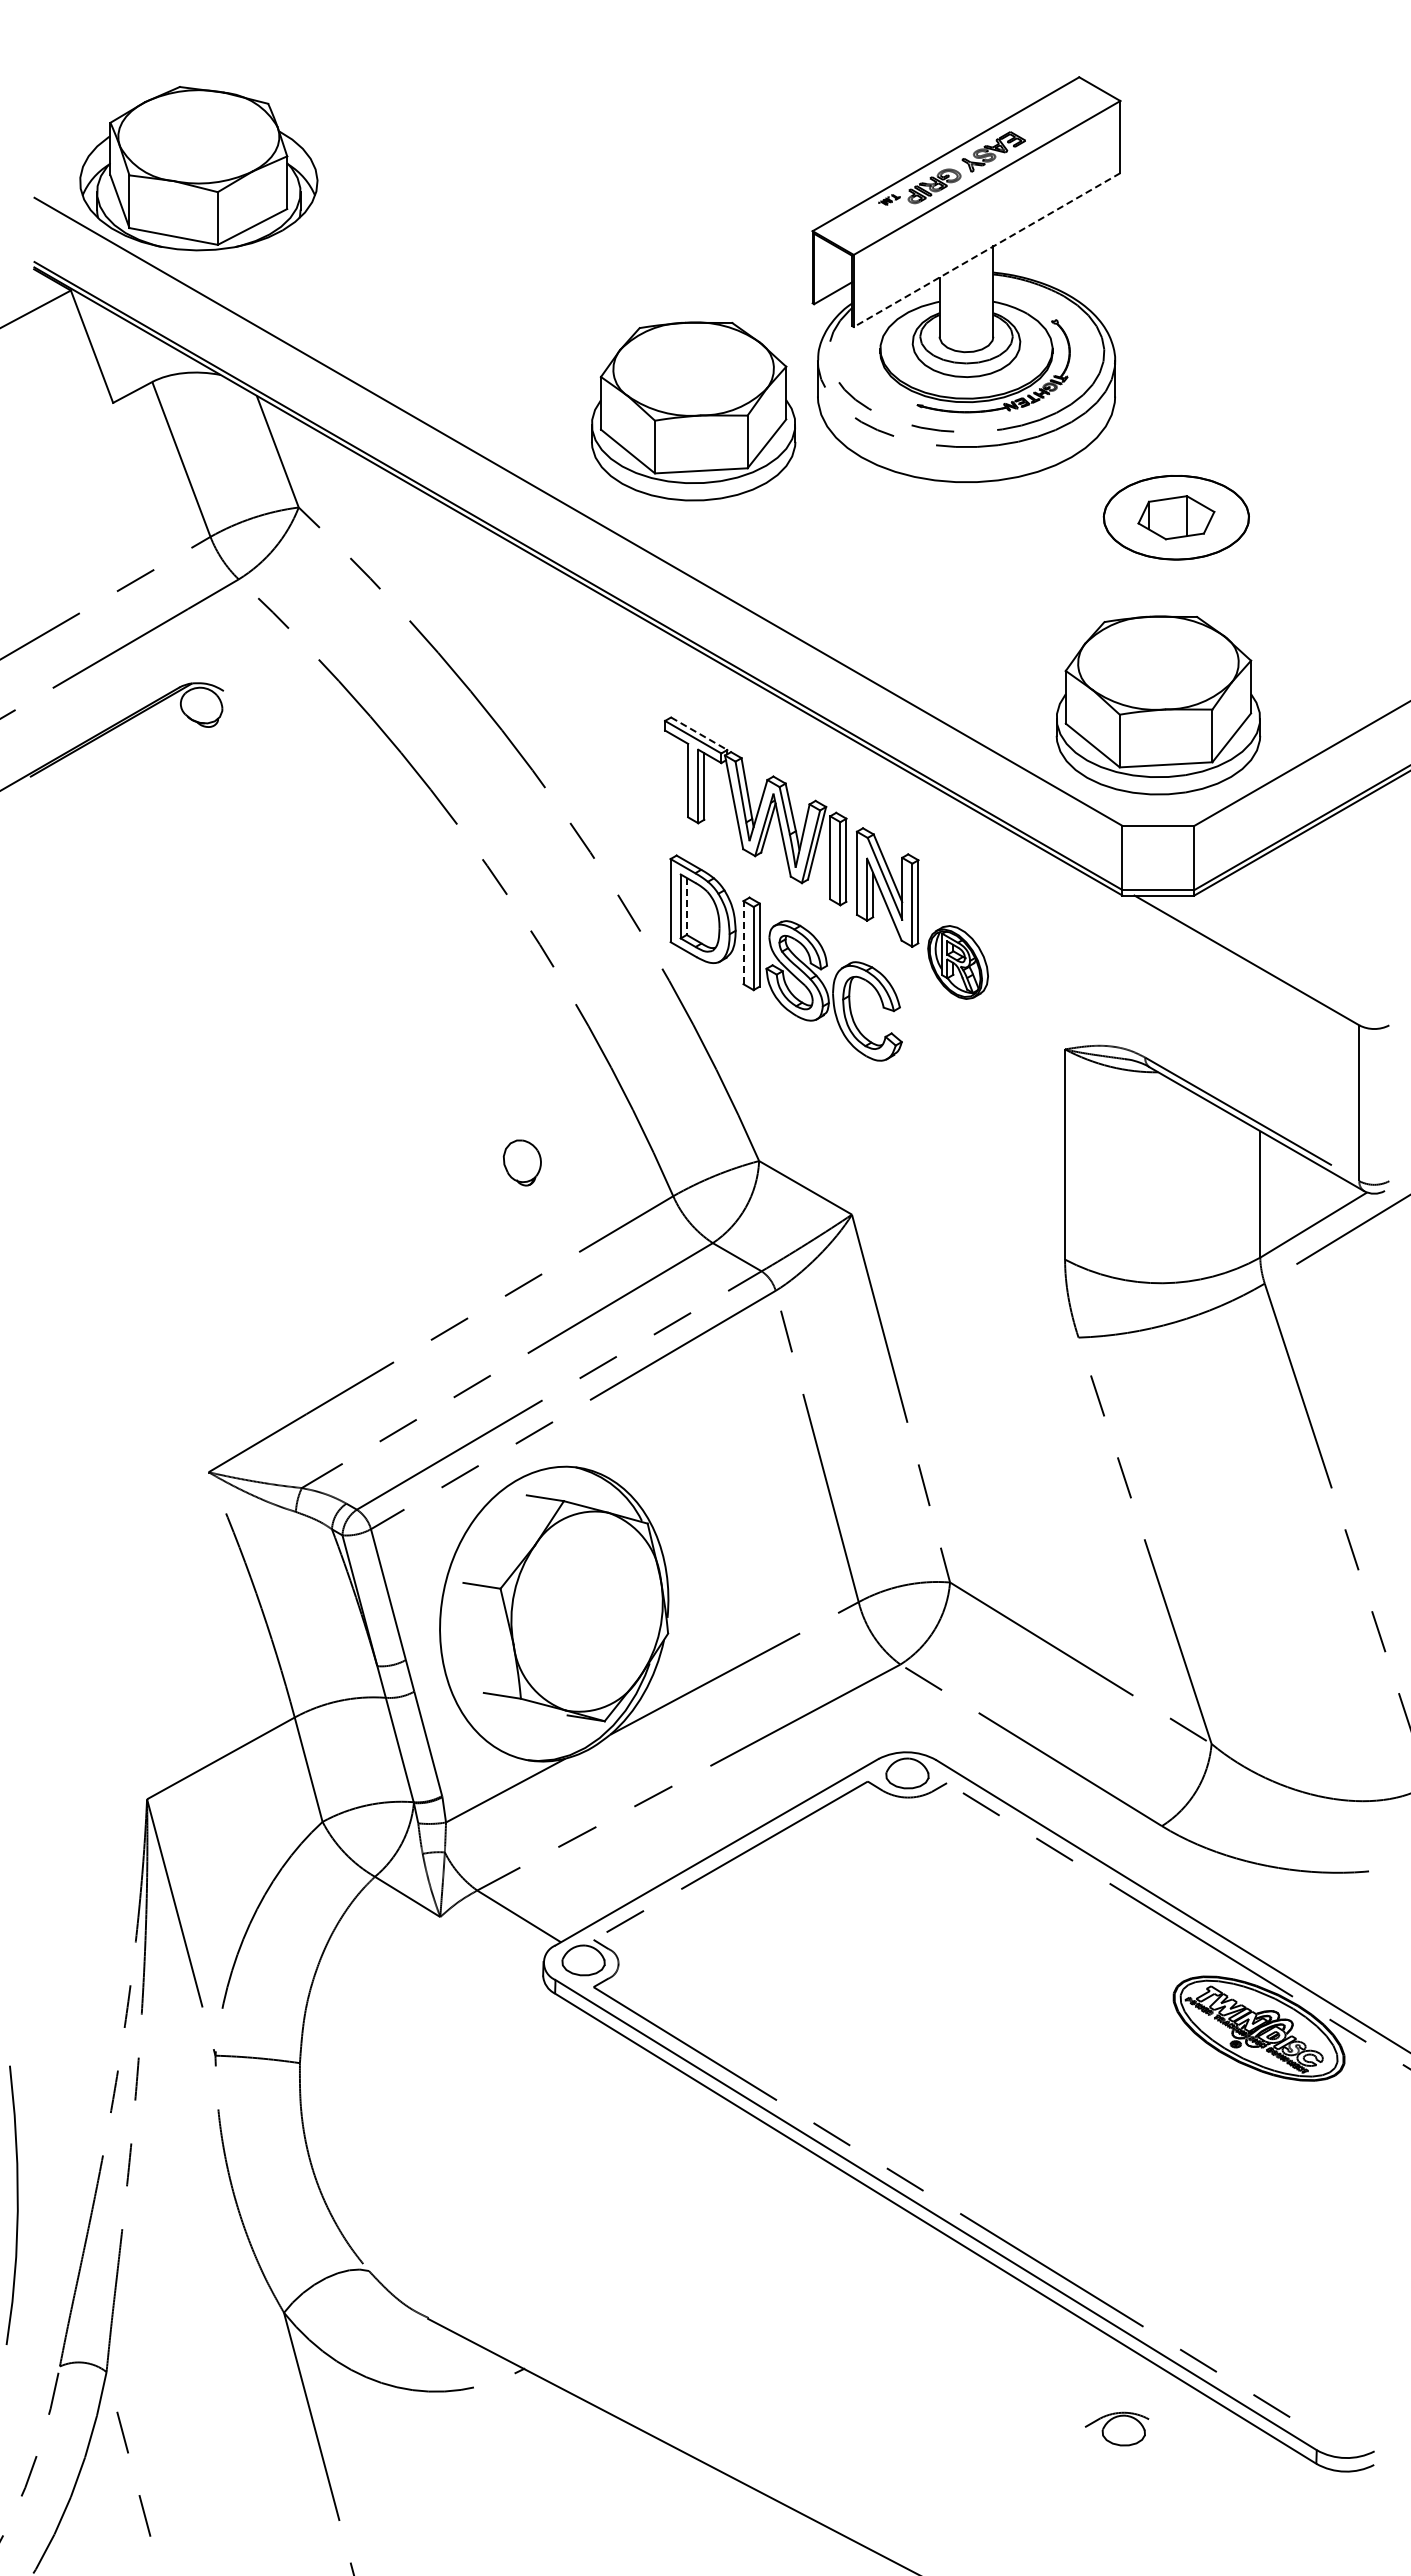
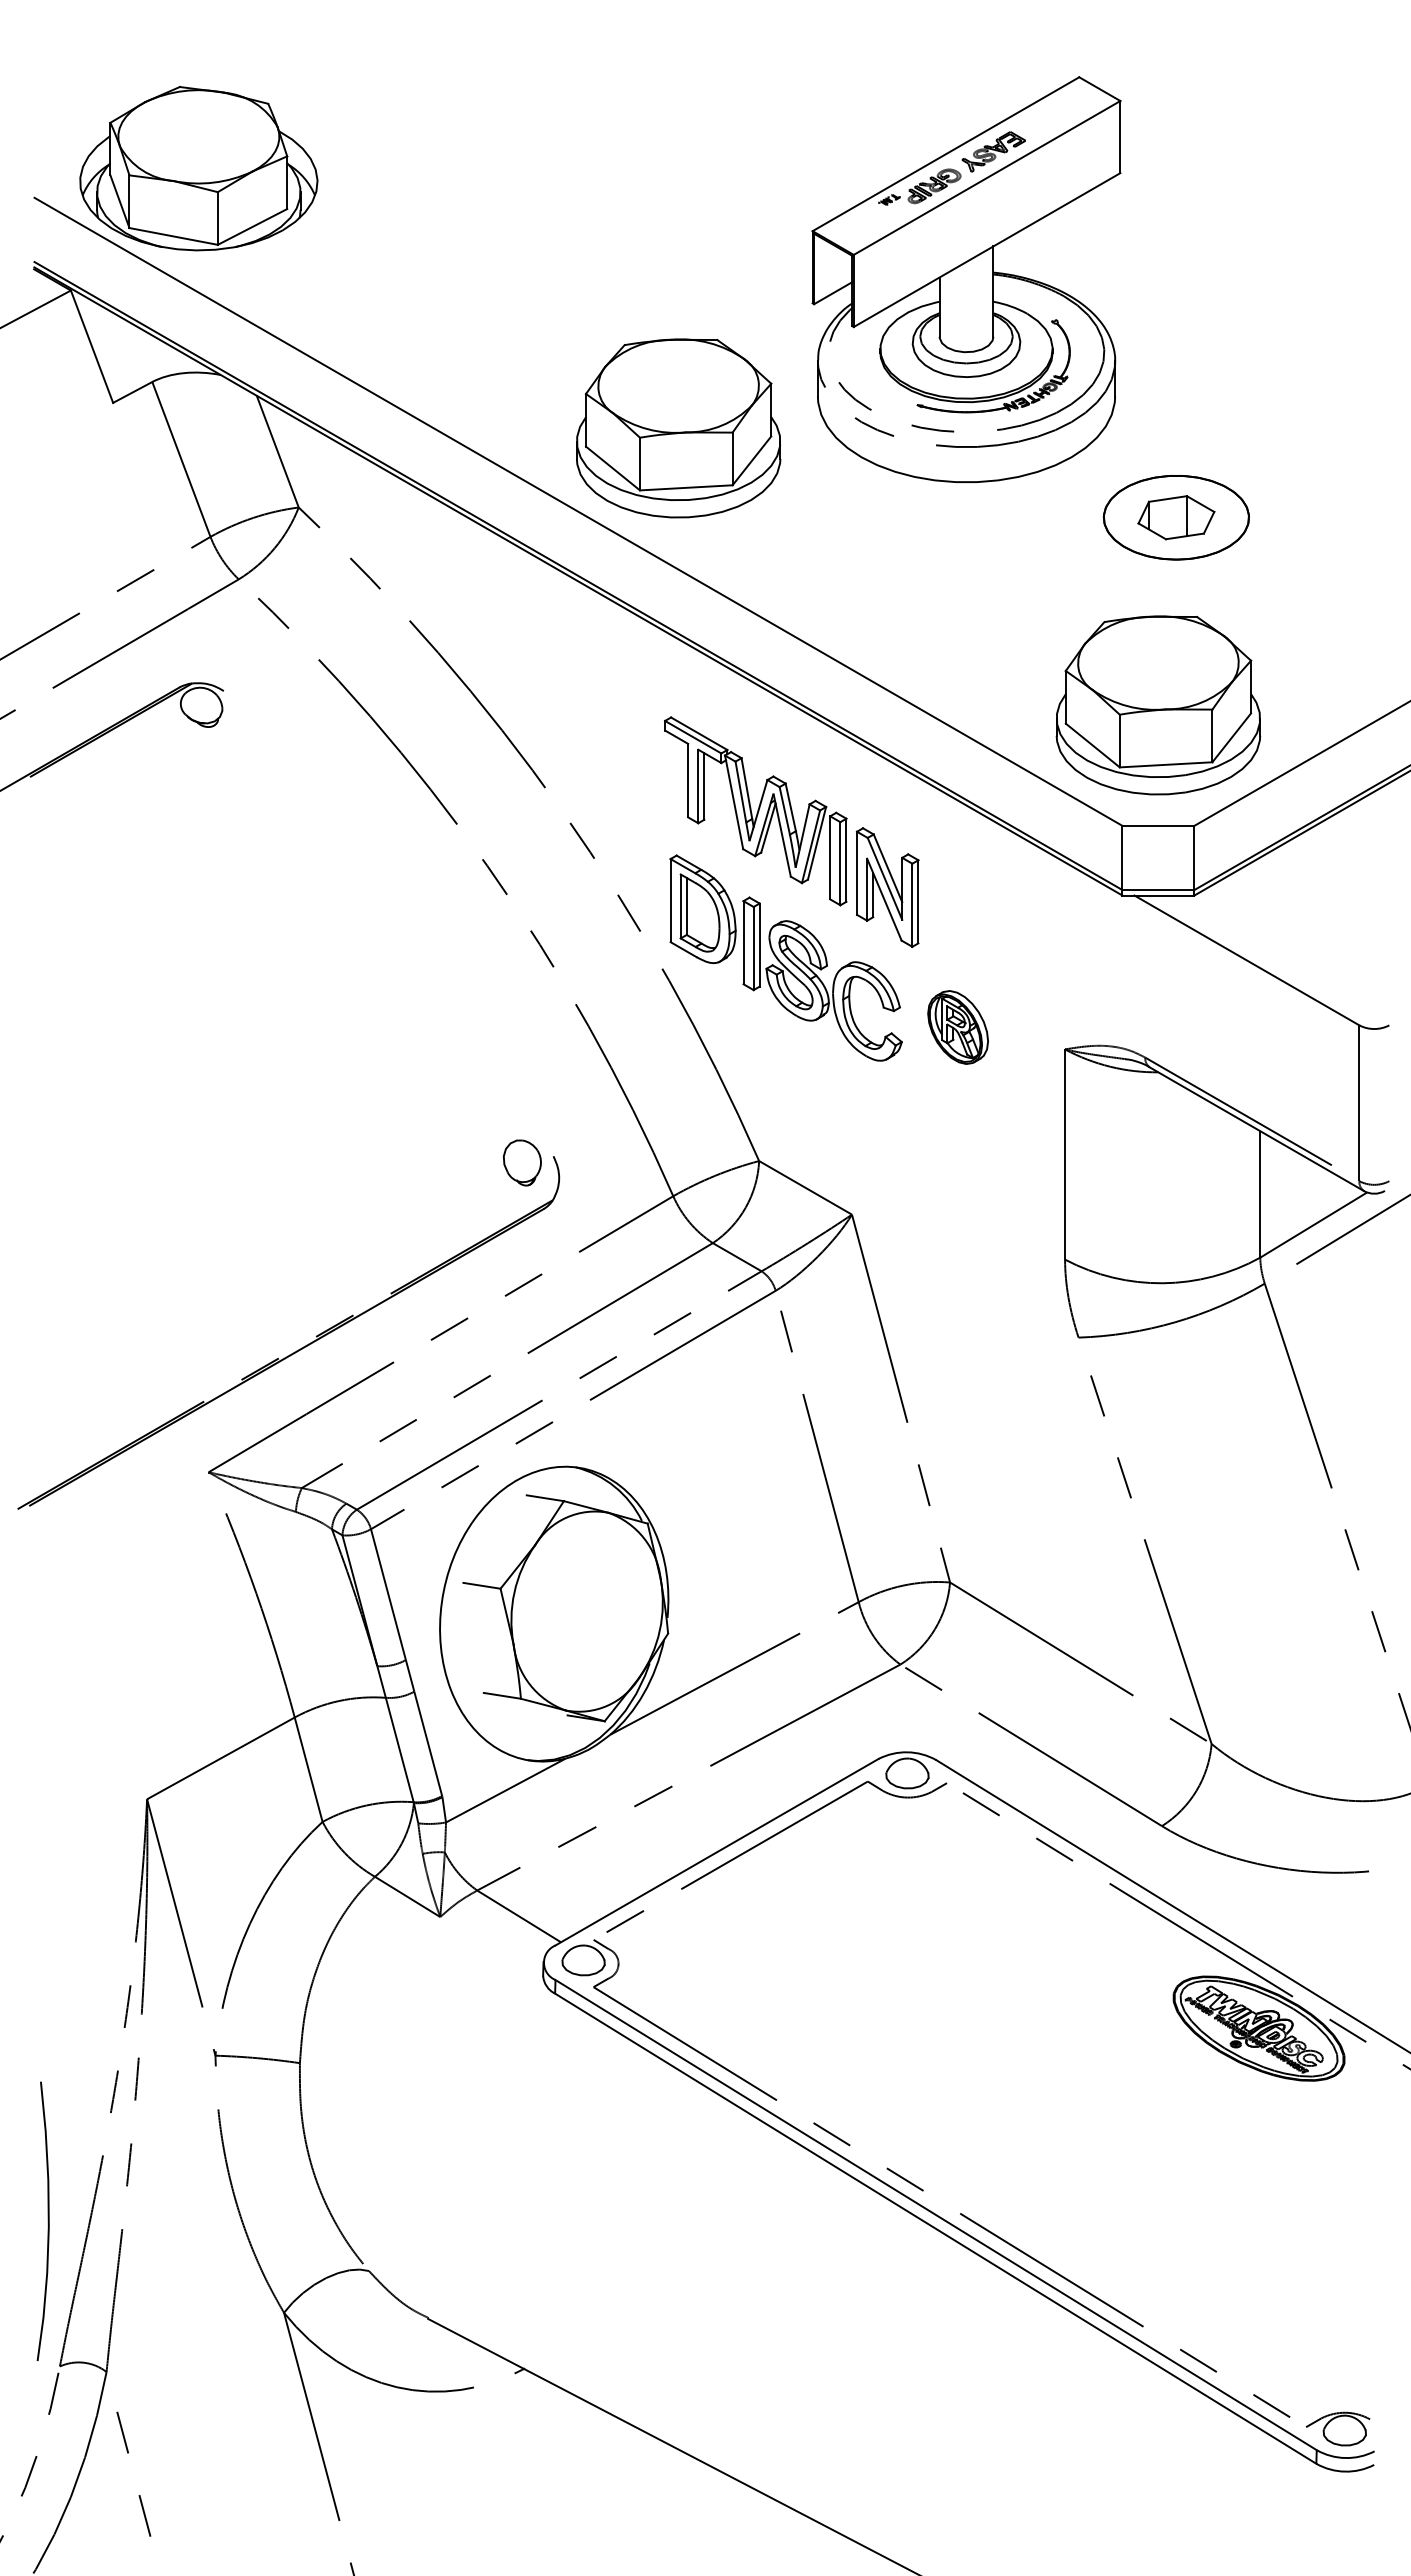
line: dashed -> solid (987, 250)
part position: (693, 411) -> (678, 428) (678, 428)
line: dashed -> solid (699, 734)
line: dashed -> solid (686, 906)
line: dashed -> solid (743, 942)
part position: (957, 962) -> (957, 1027) (957, 1027)
part: none -> present (296, 1350)
curve position: (16, 2204) -> (47, 2220) (47, 2220)
part position: (1116, 2428) -> (1337, 2428) (1337, 2428)
